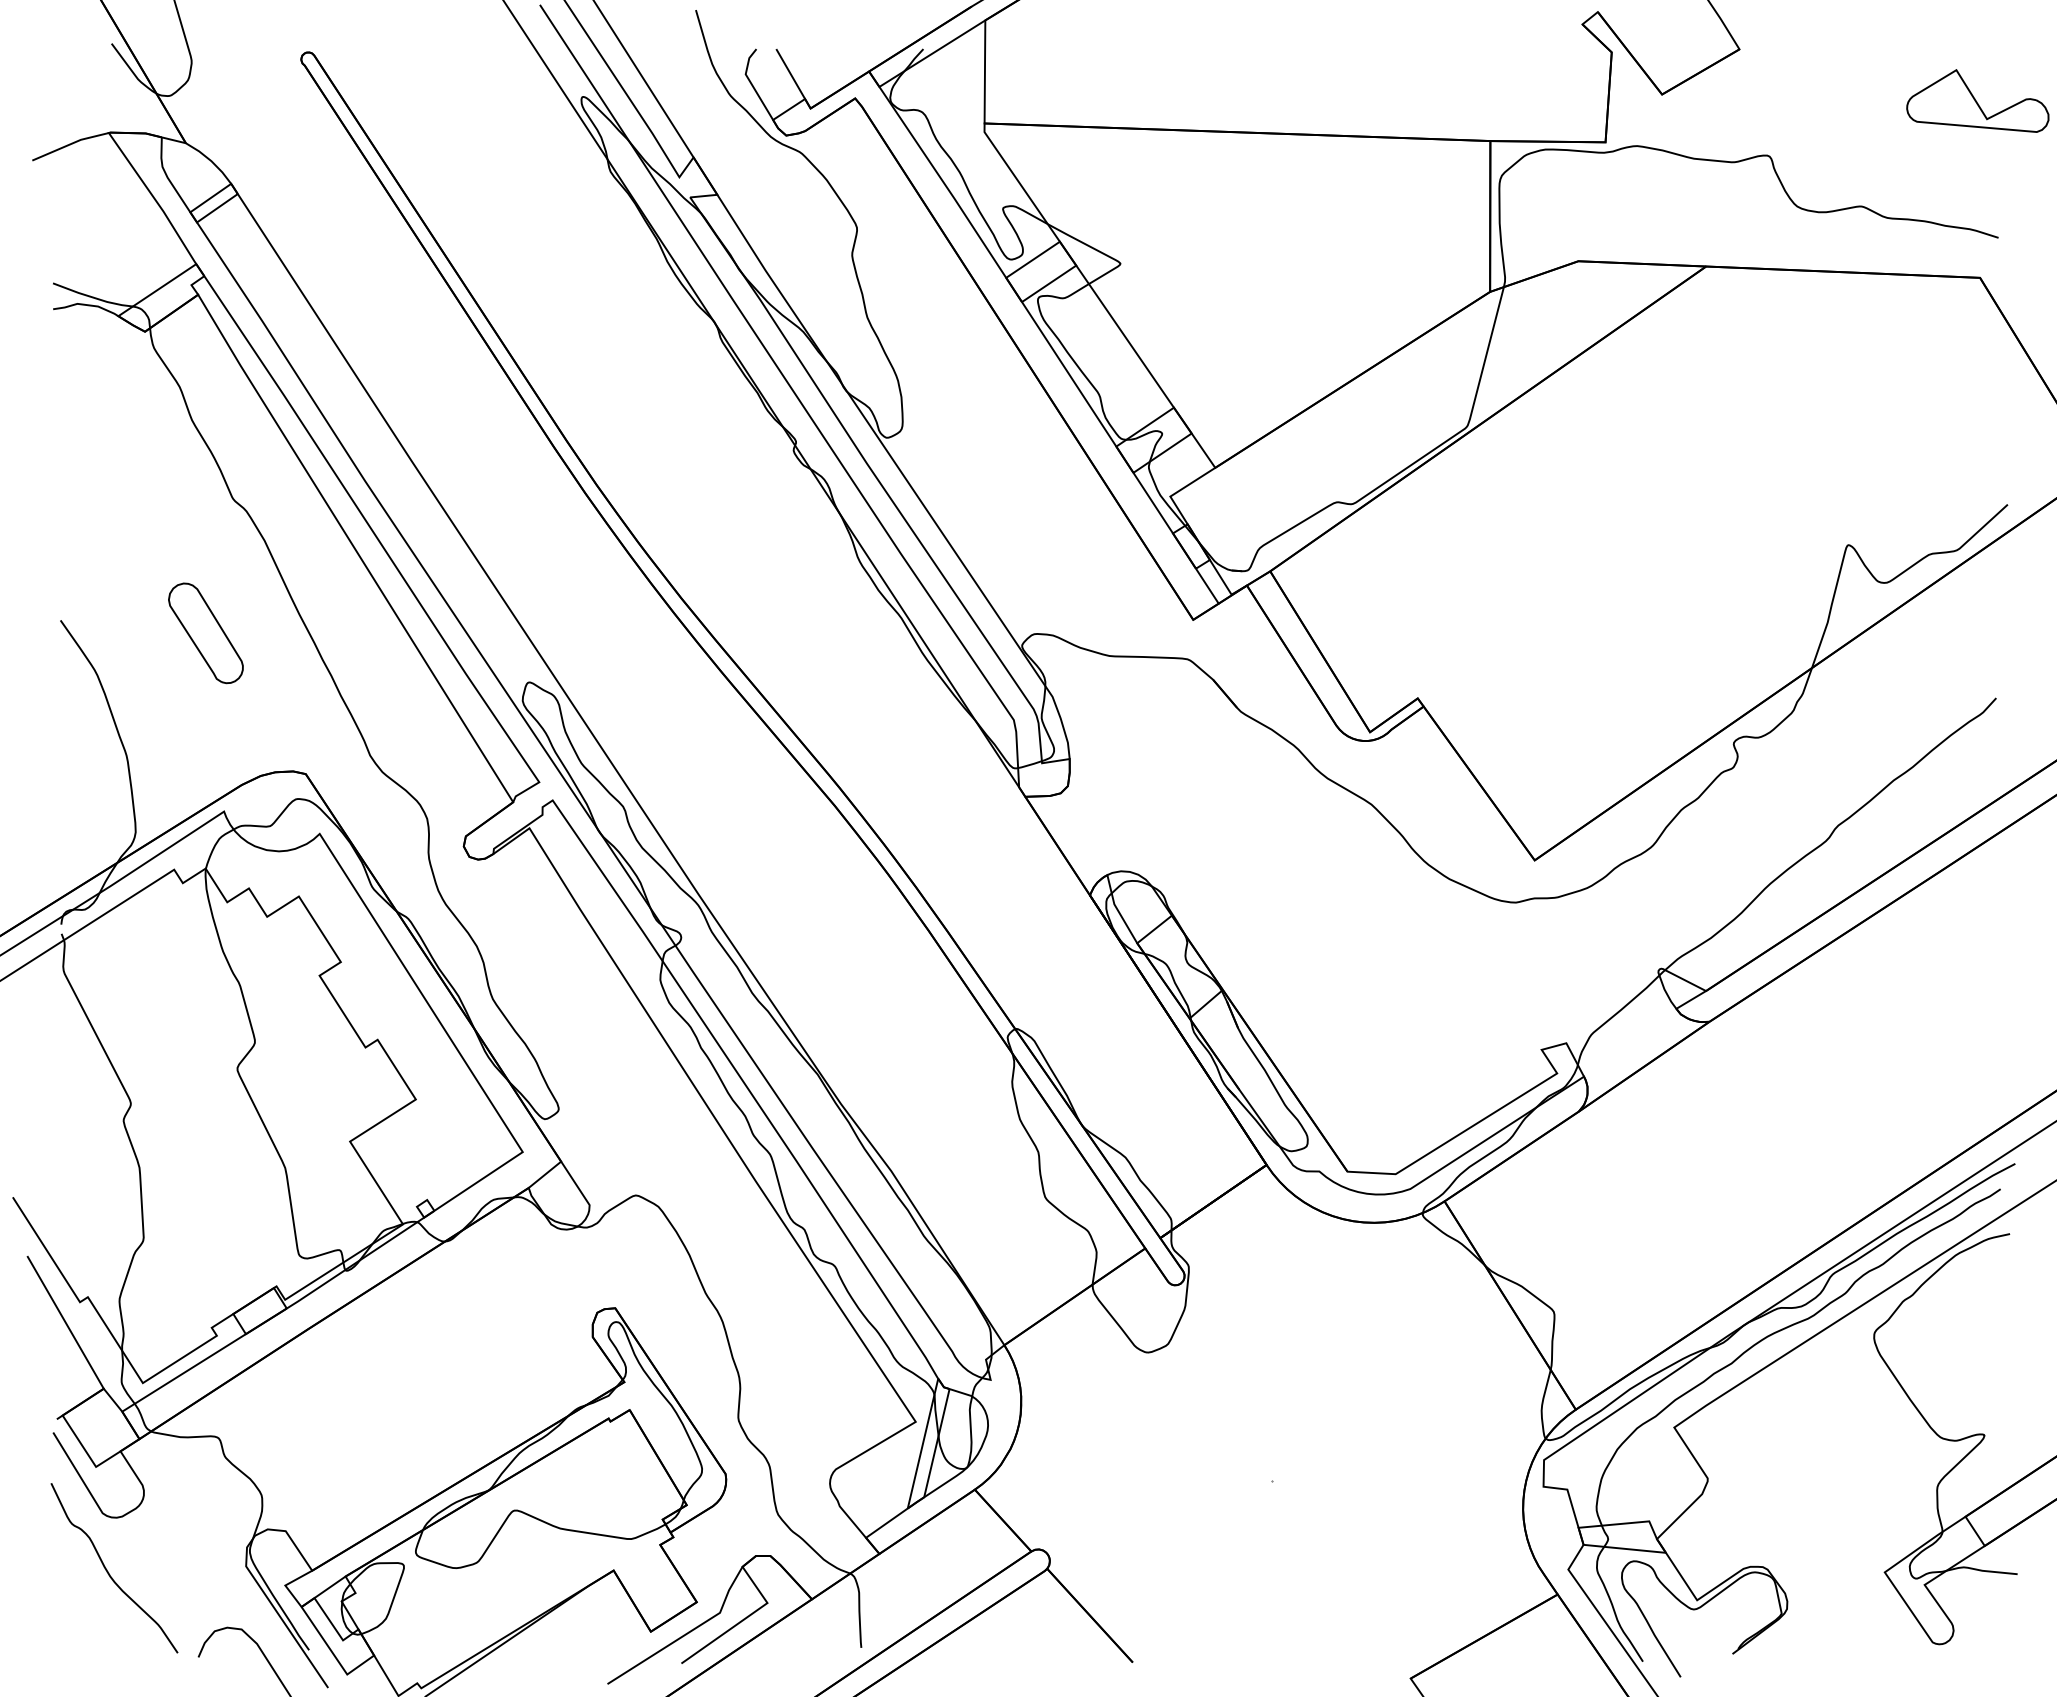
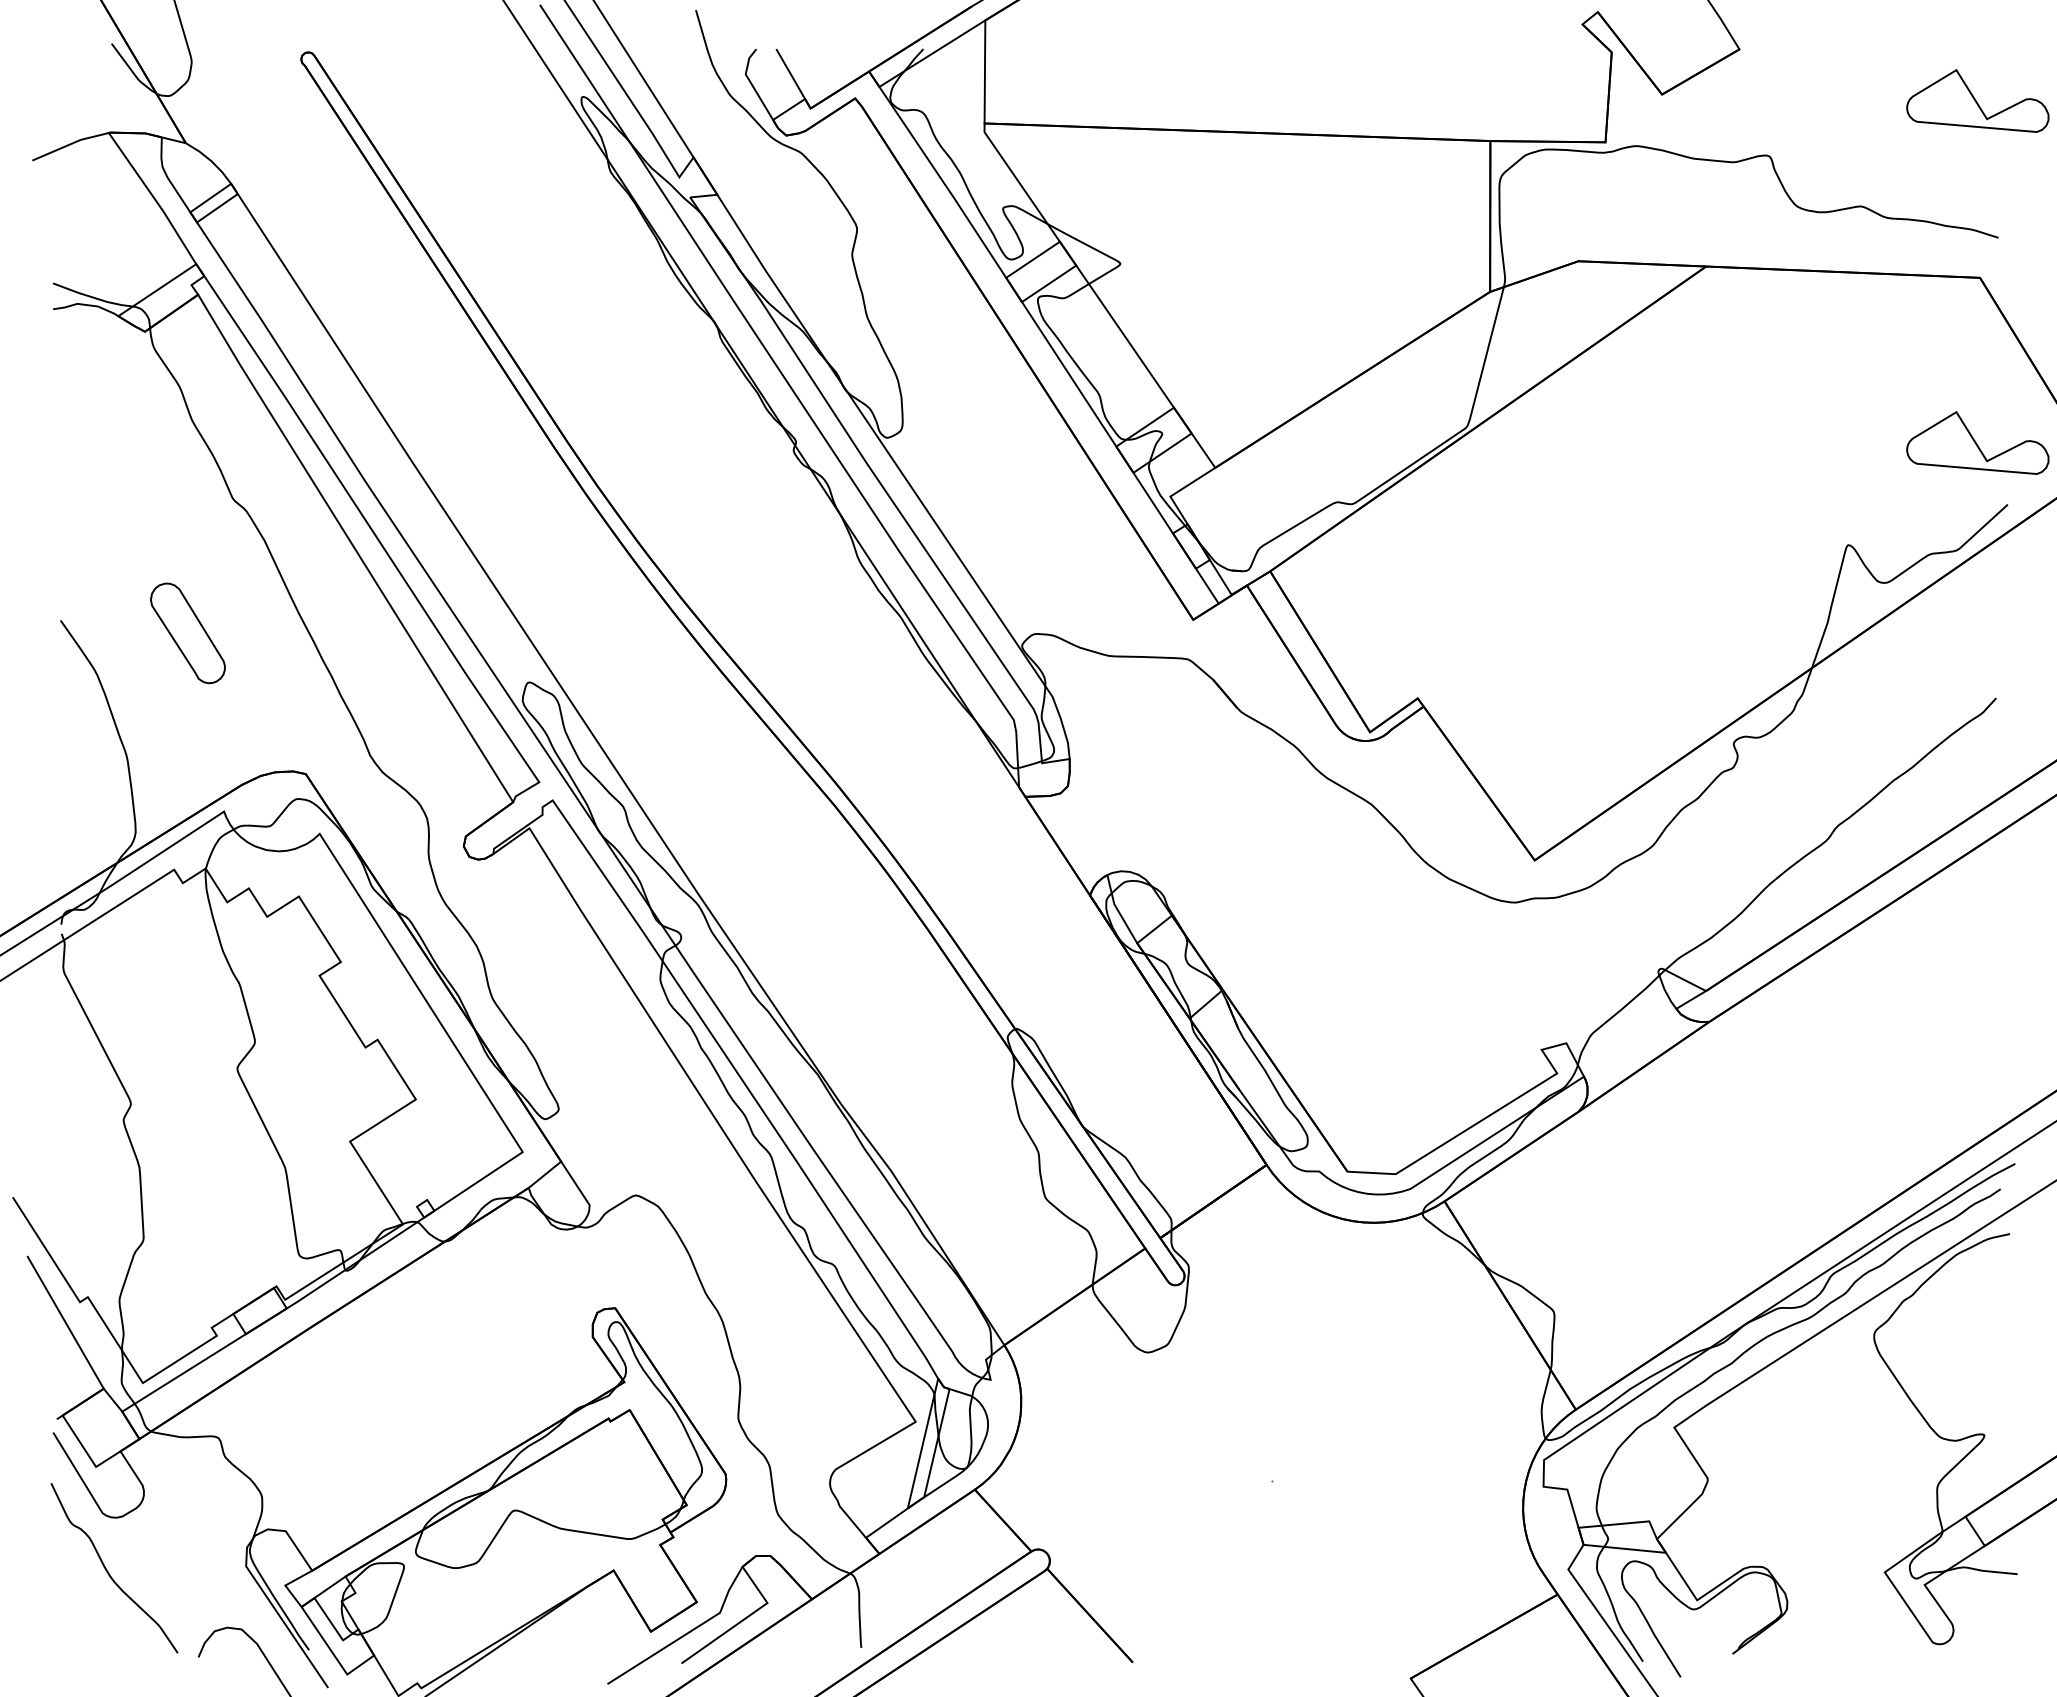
part: none -> present (1977, 442)
part position: (205, 633) -> (187, 633) (187, 633)
